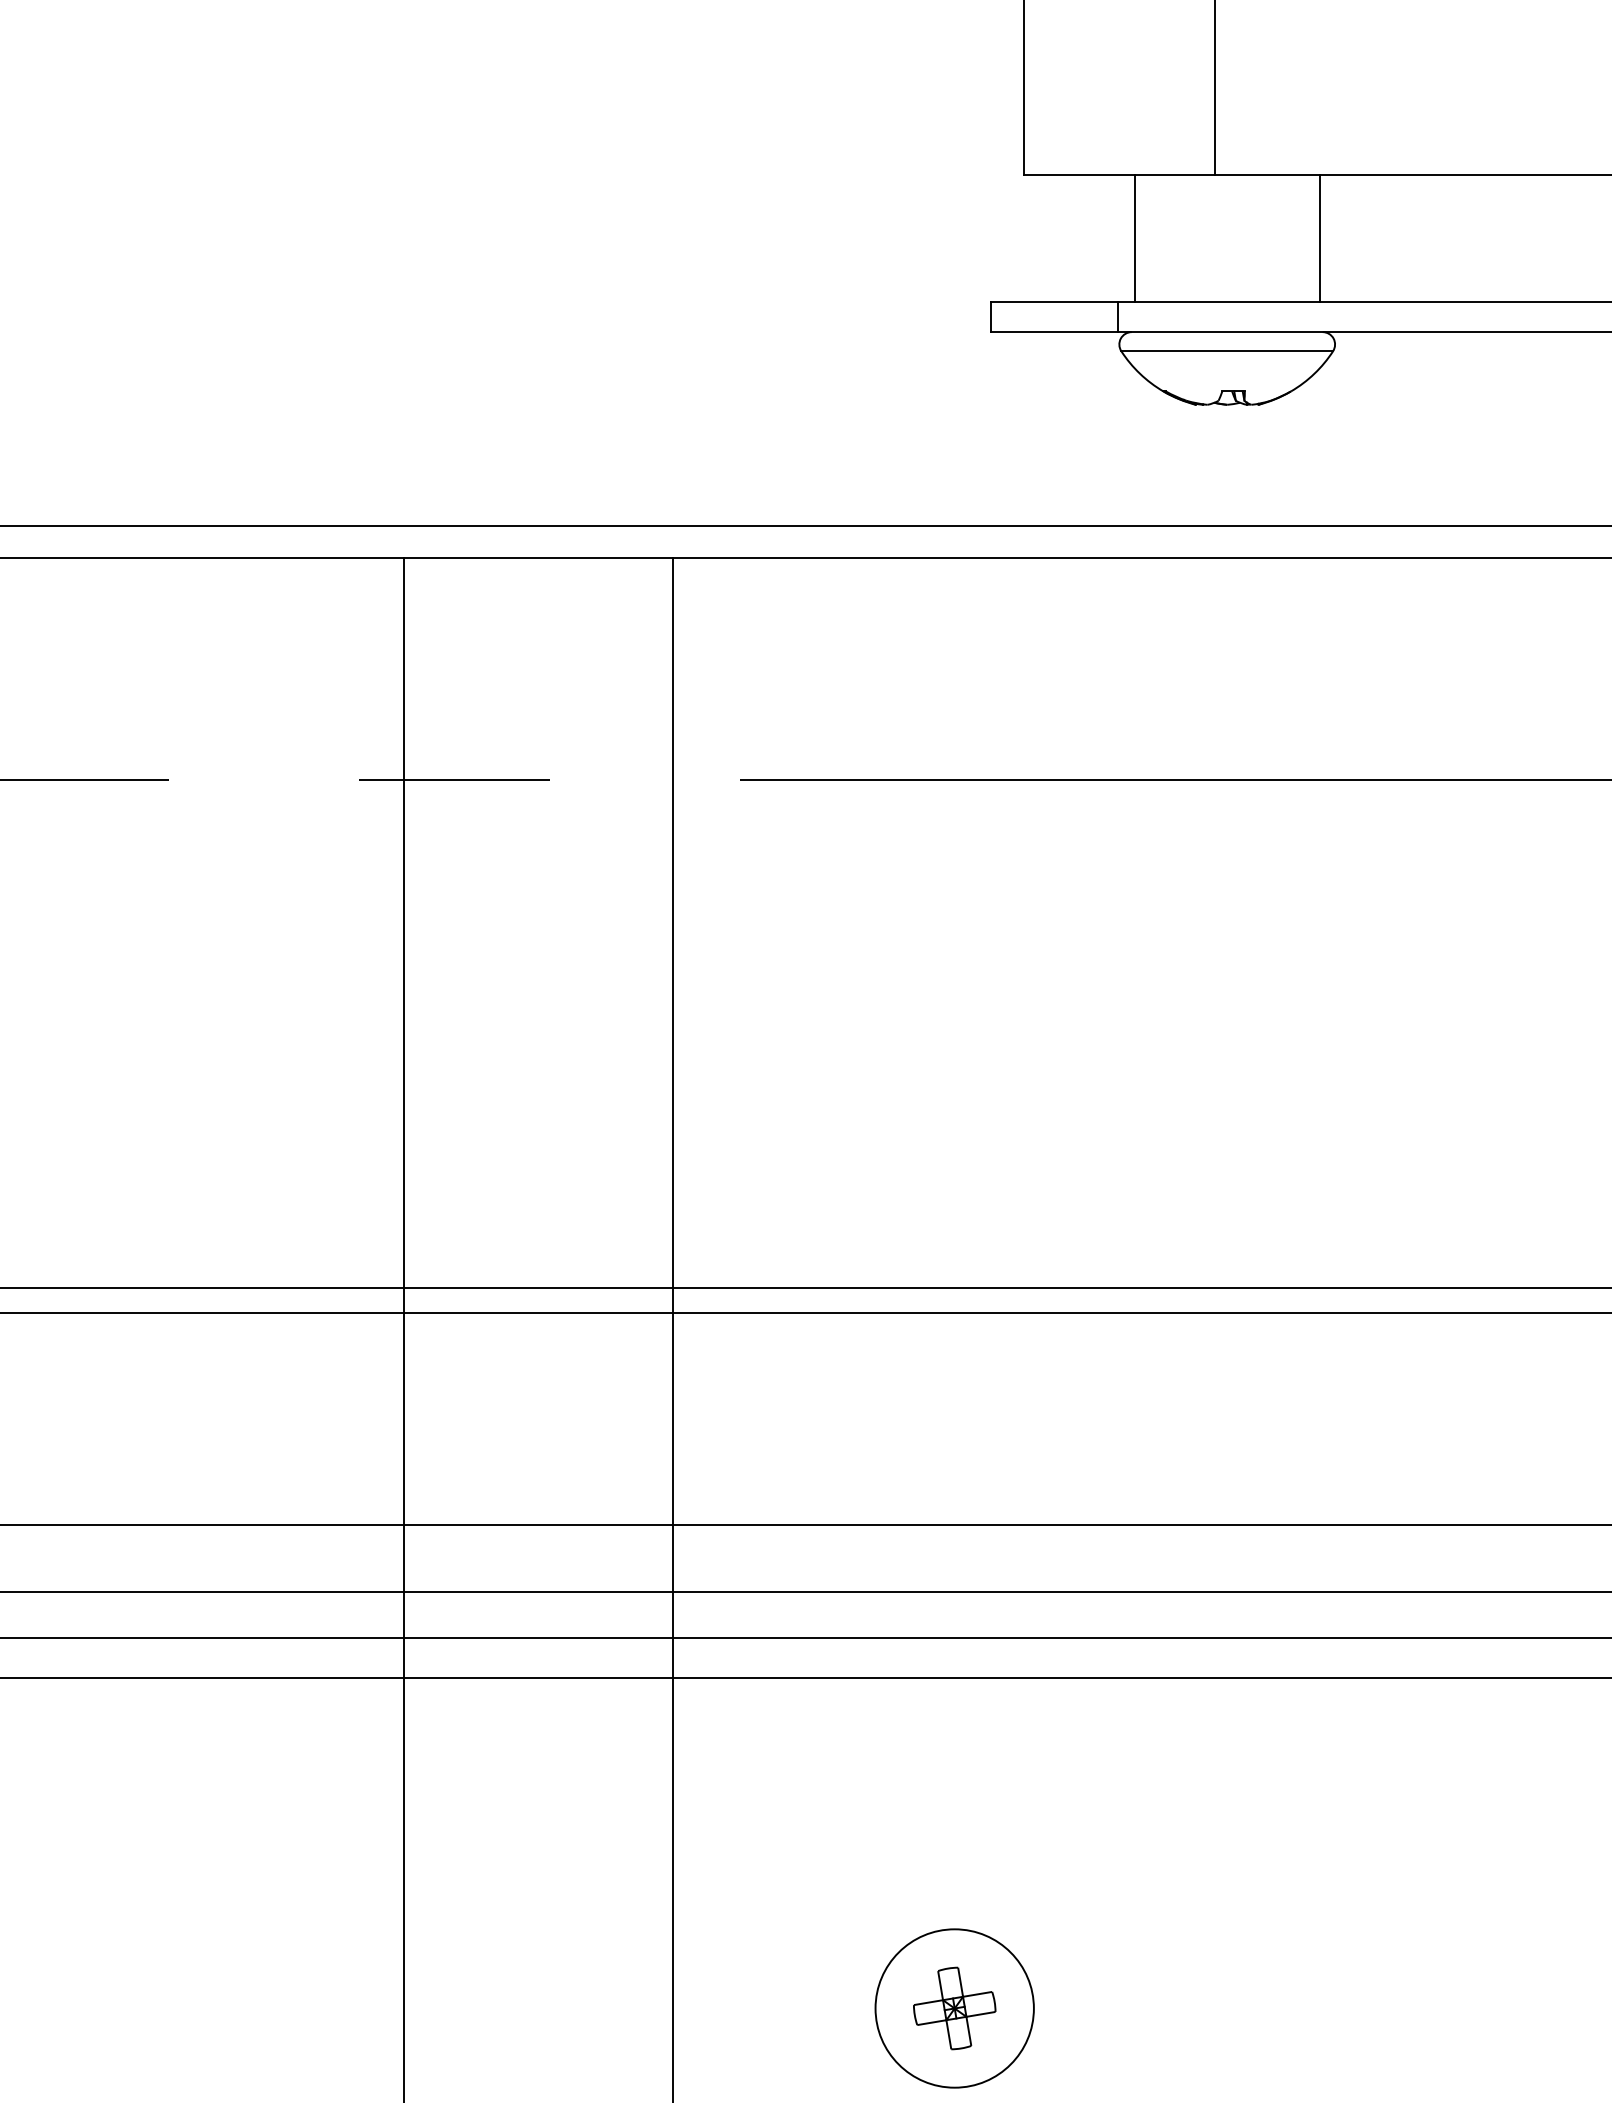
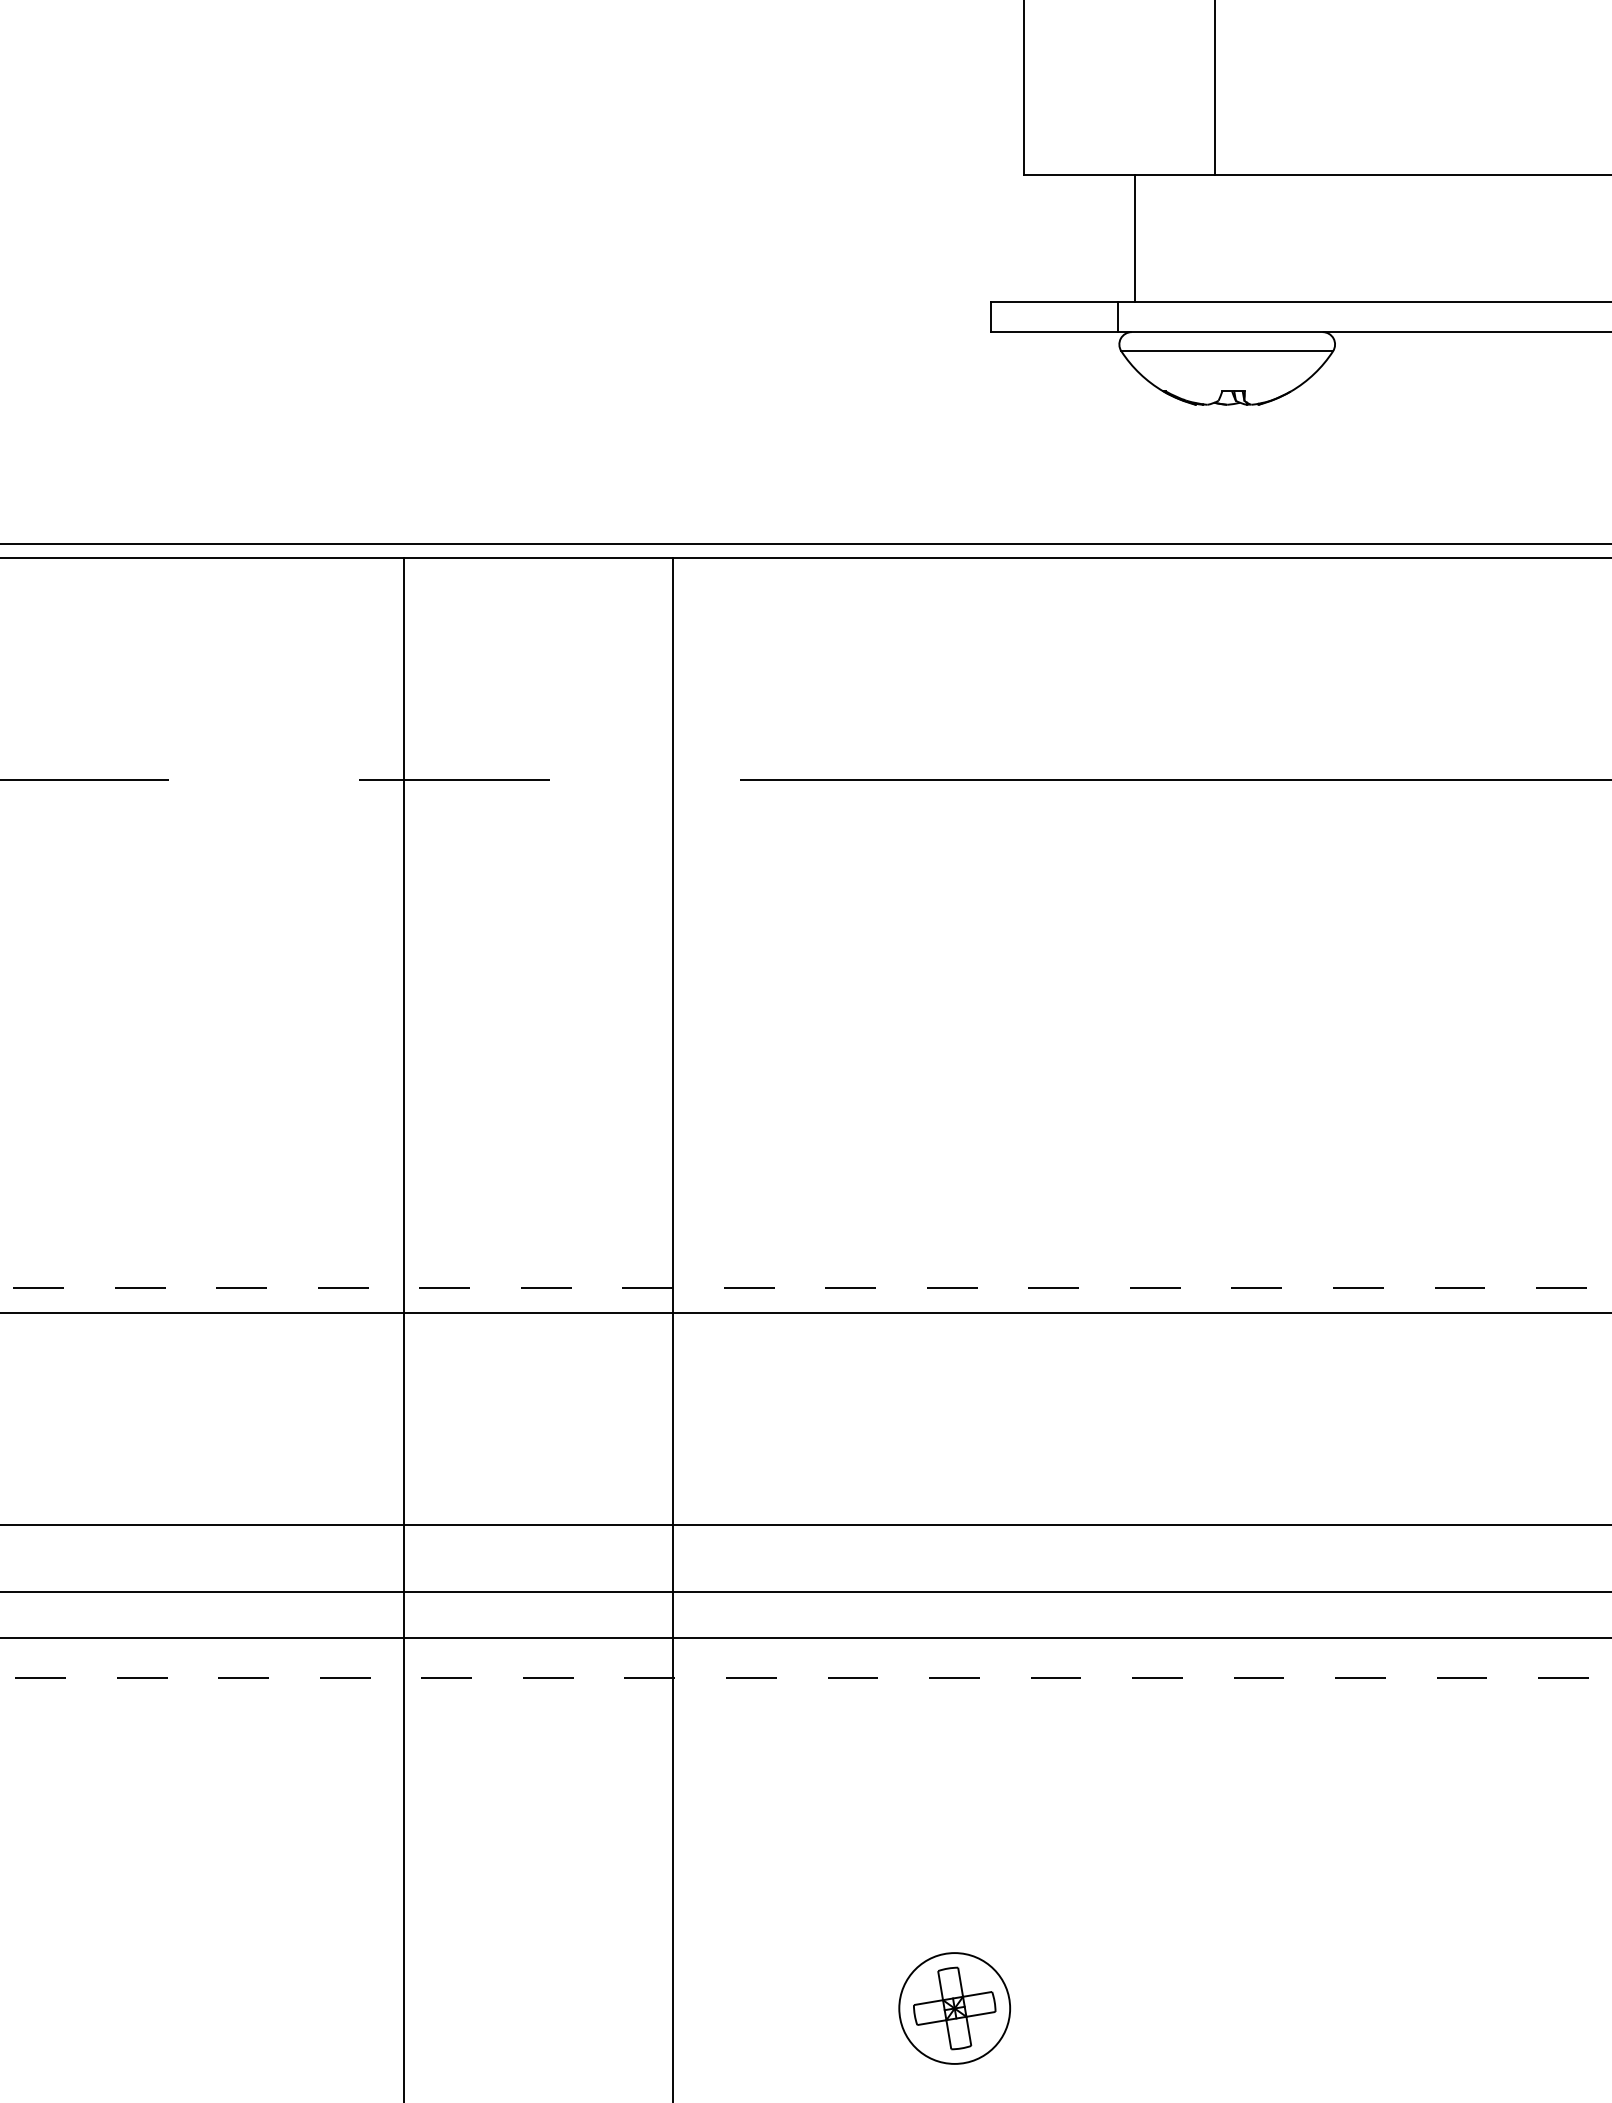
line: present -> none (1319, 237)
line position: (805, 526) -> (805, 544) (805, 544)
line: solid -> dashed (805, 1287)
line: solid -> dashed (805, 1678)
circle diameter: 158 px -> 111 px (954, 2008)
